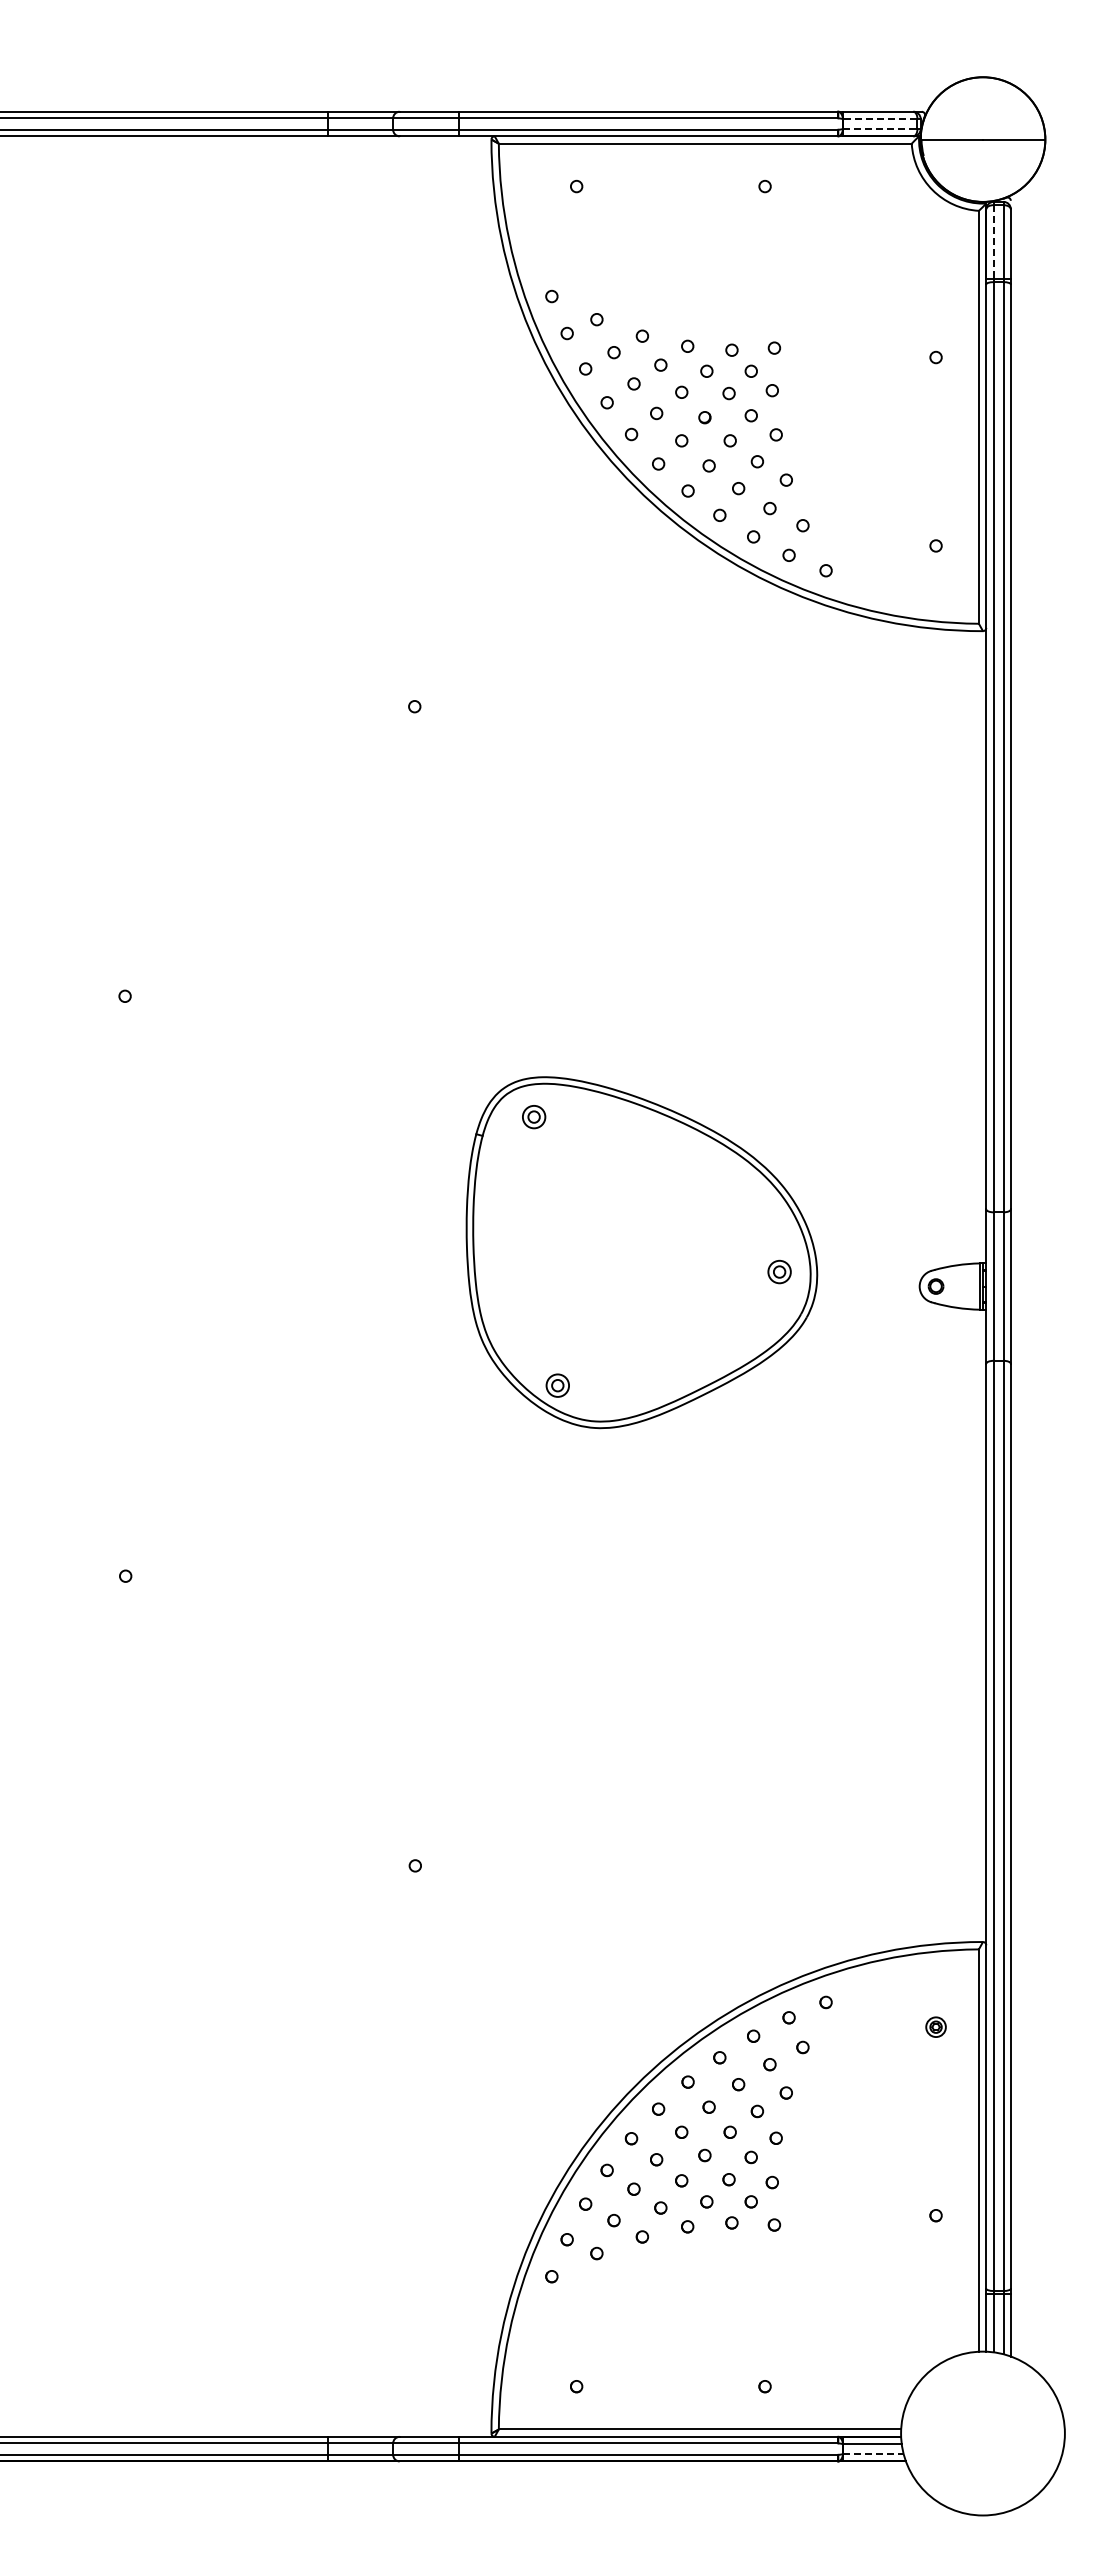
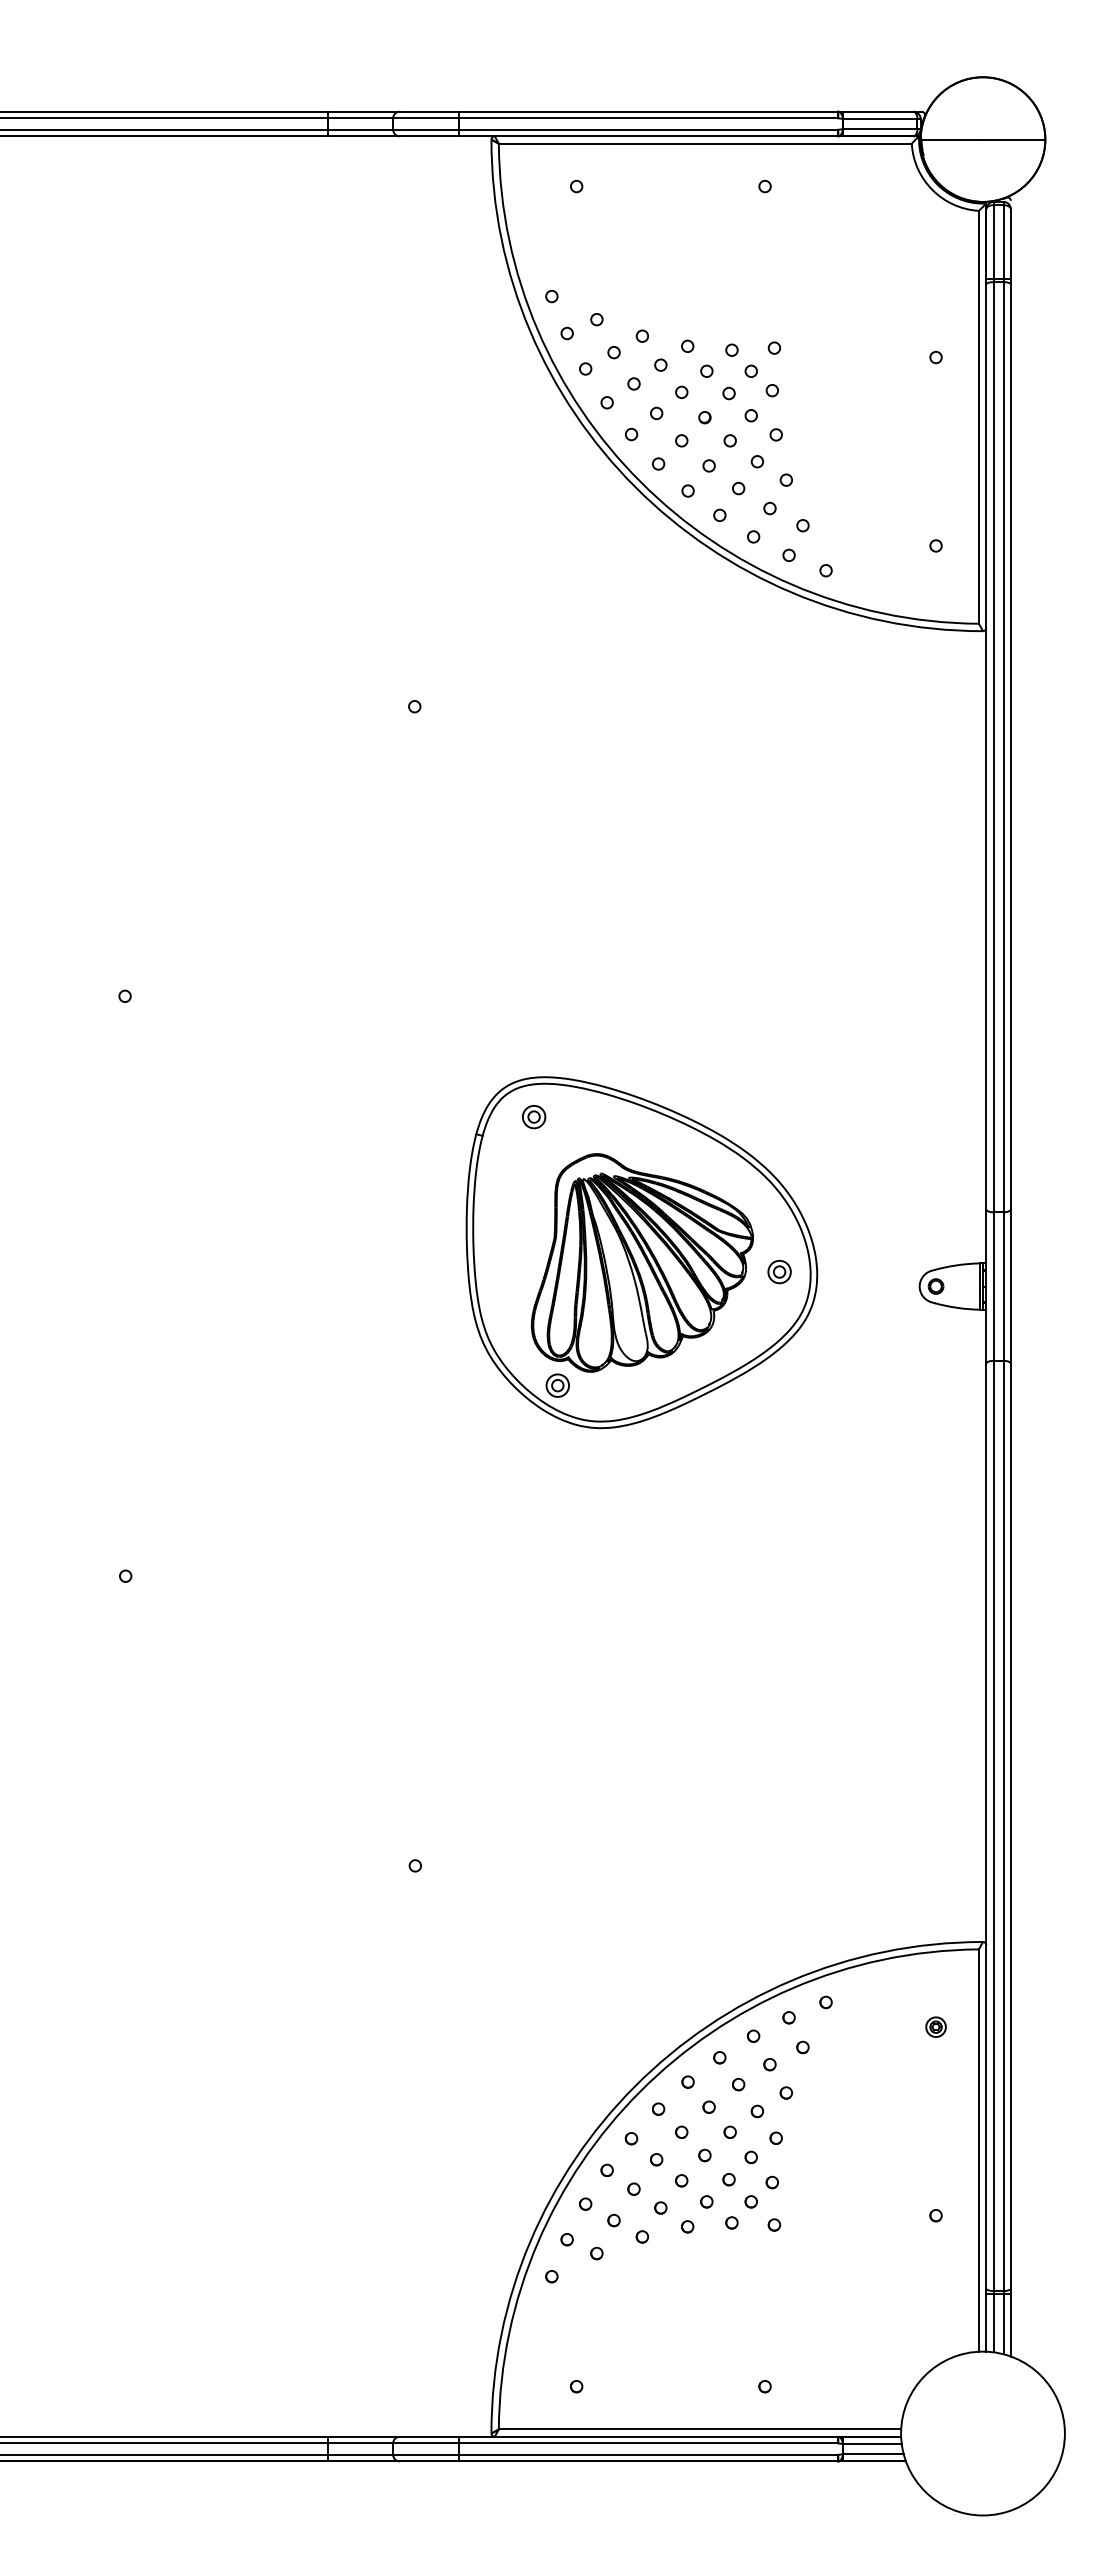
line: dashed -> solid (879, 119)
line: dashed -> solid (880, 128)
line: dashed -> solid (993, 242)
part: none -> present (641, 1262)
line: dashed -> solid (874, 2454)
